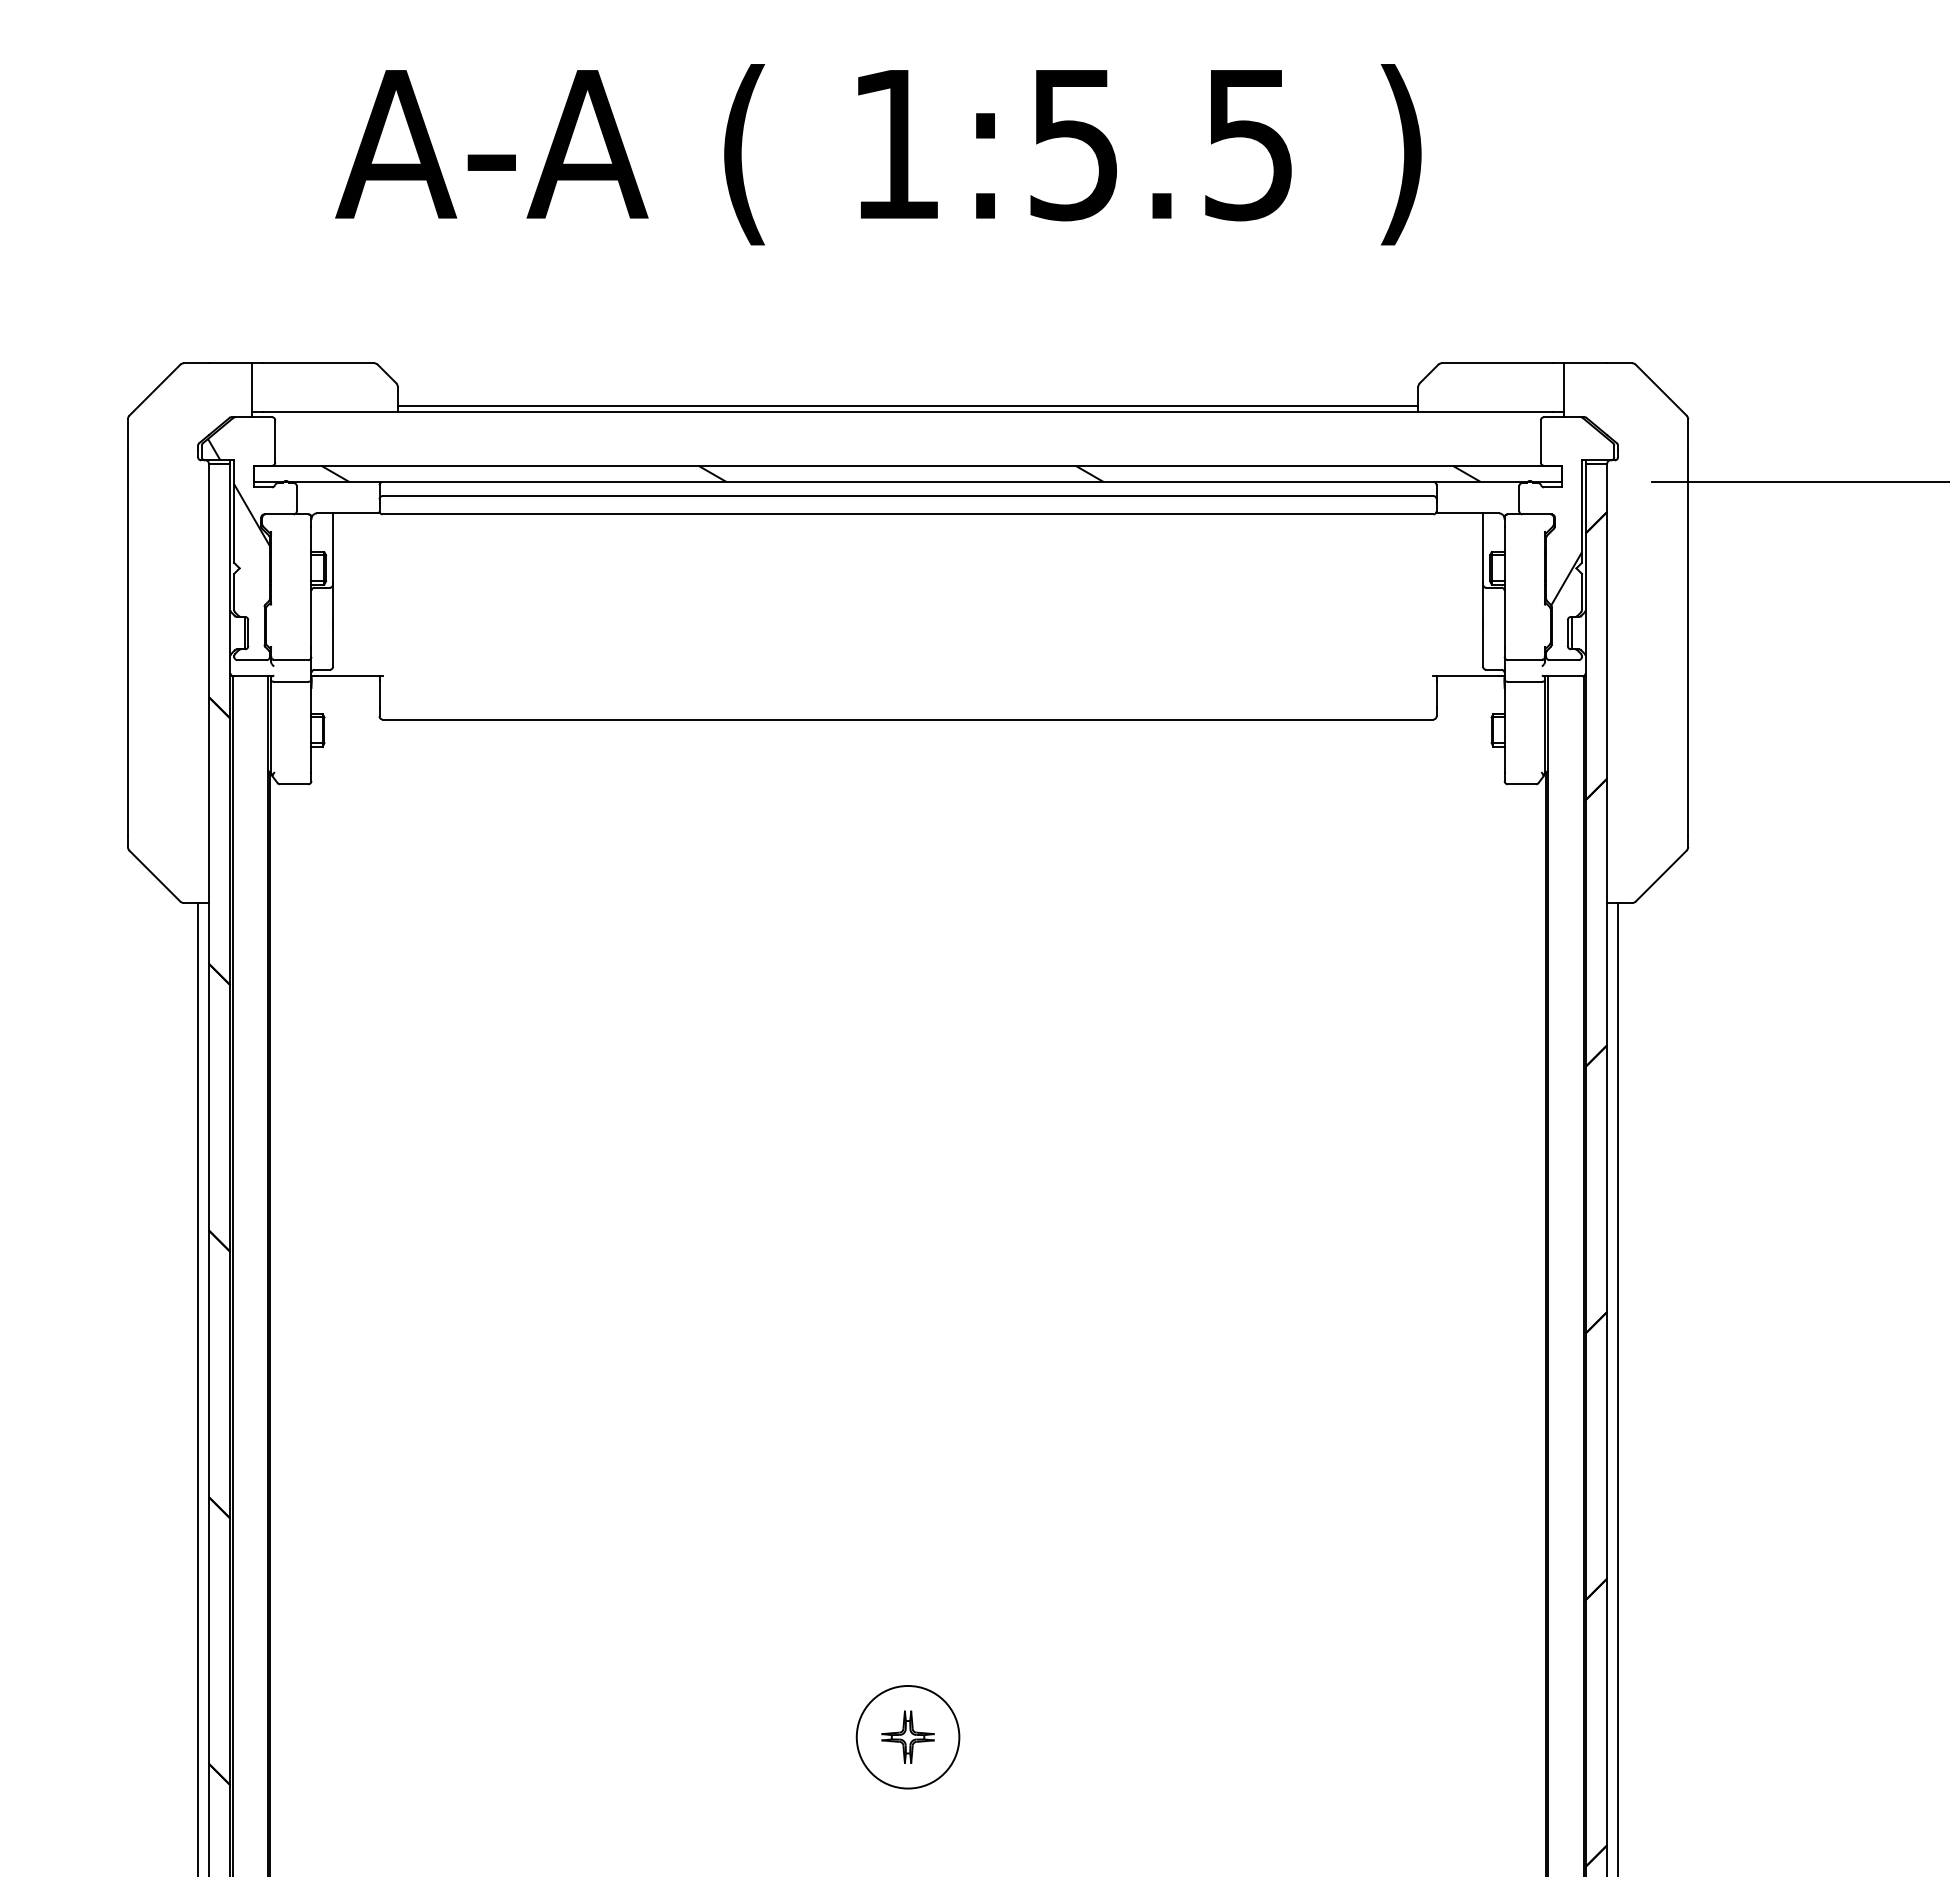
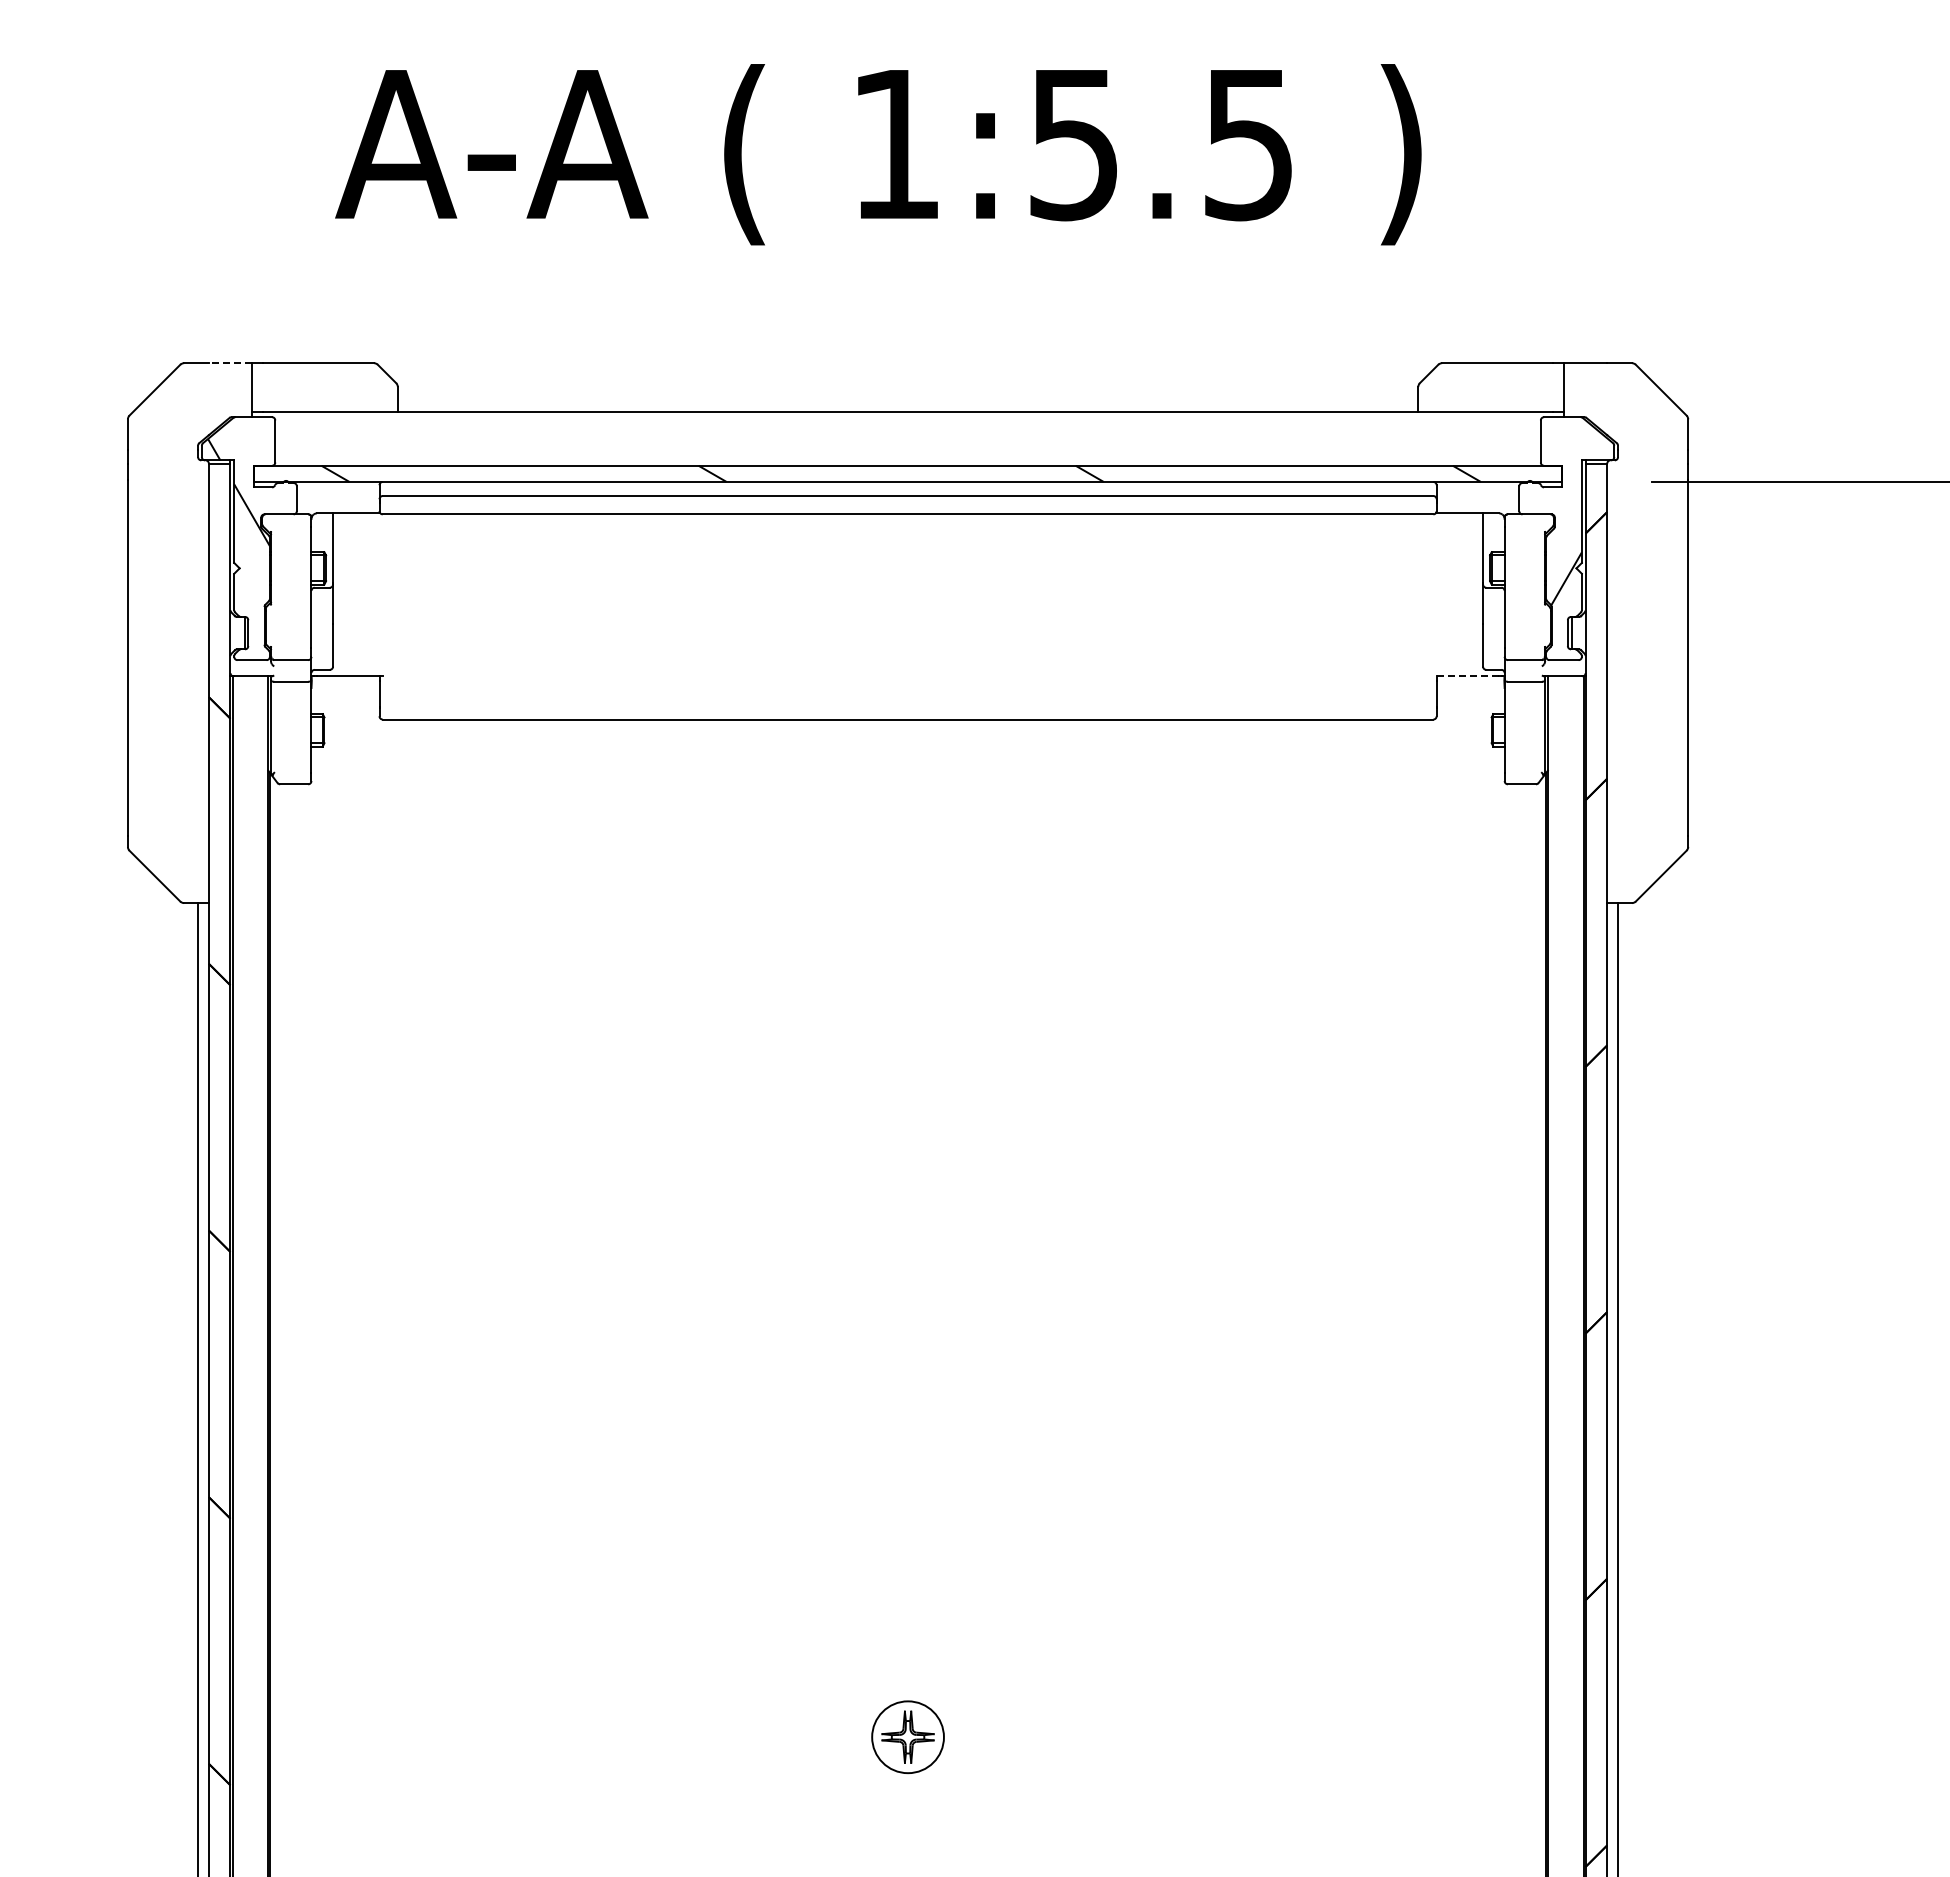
line: solid -> dashed (230, 363)
line: present -> none (907, 406)
line: solid -> dashed (1466, 676)
circle diameter: 103 px -> 72 px (907, 1737)
